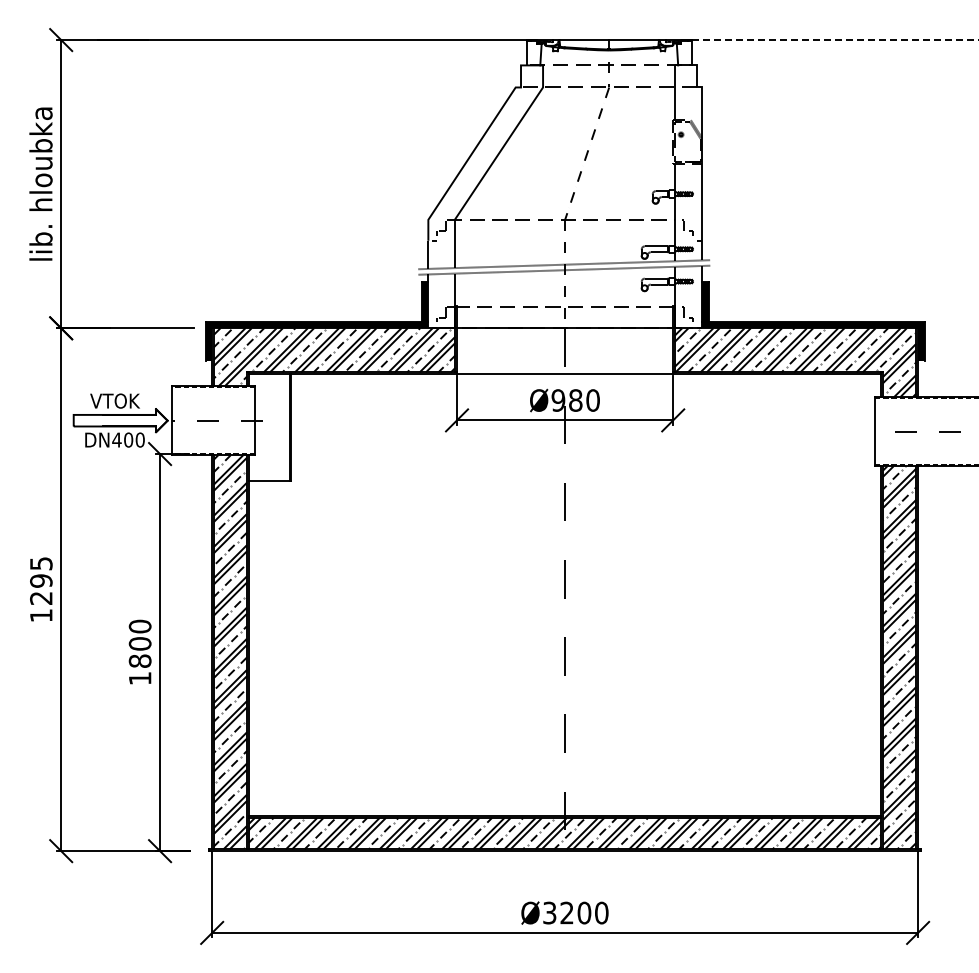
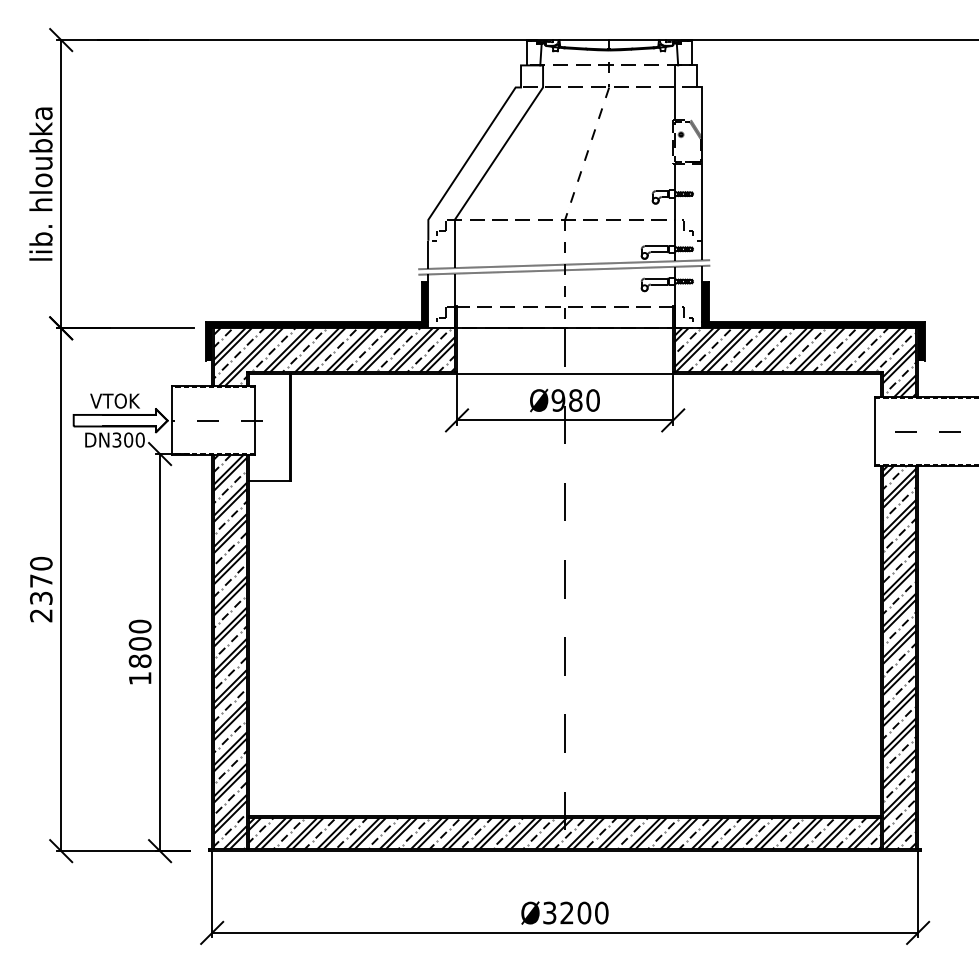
line: dashed -> solid (835, 40)
text: DN400 -> DN300 (116, 439)
text: 1295 -> 2370 (41, 589)
